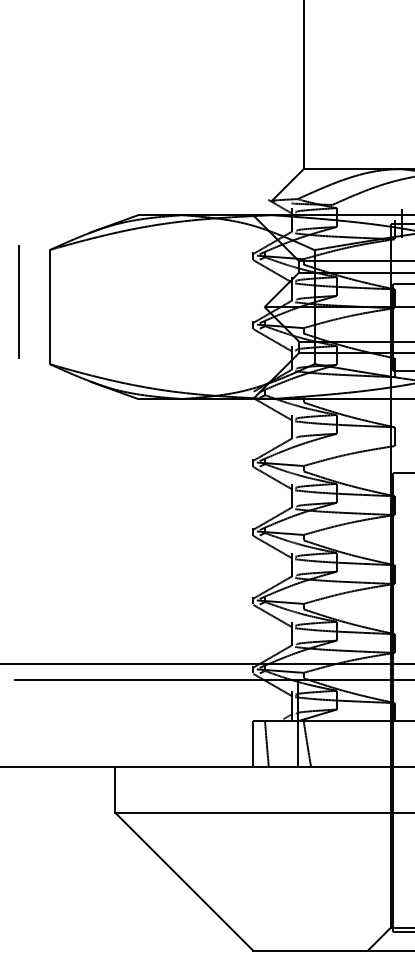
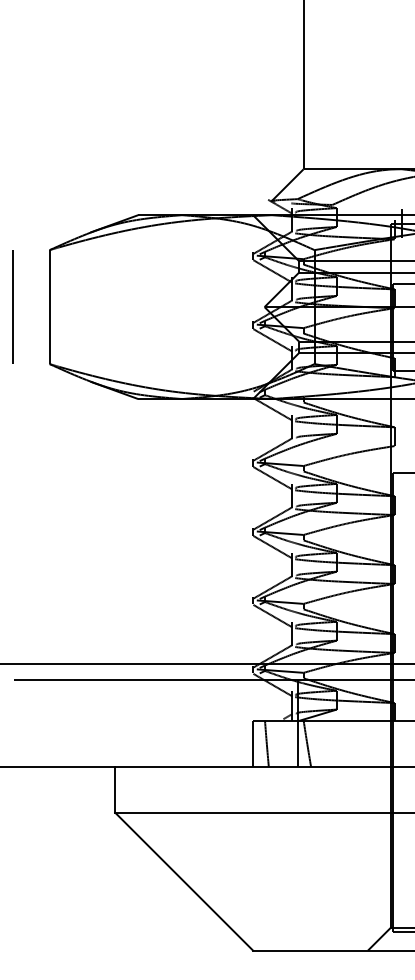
line position: (18, 301) -> (12, 306) (12, 306)
